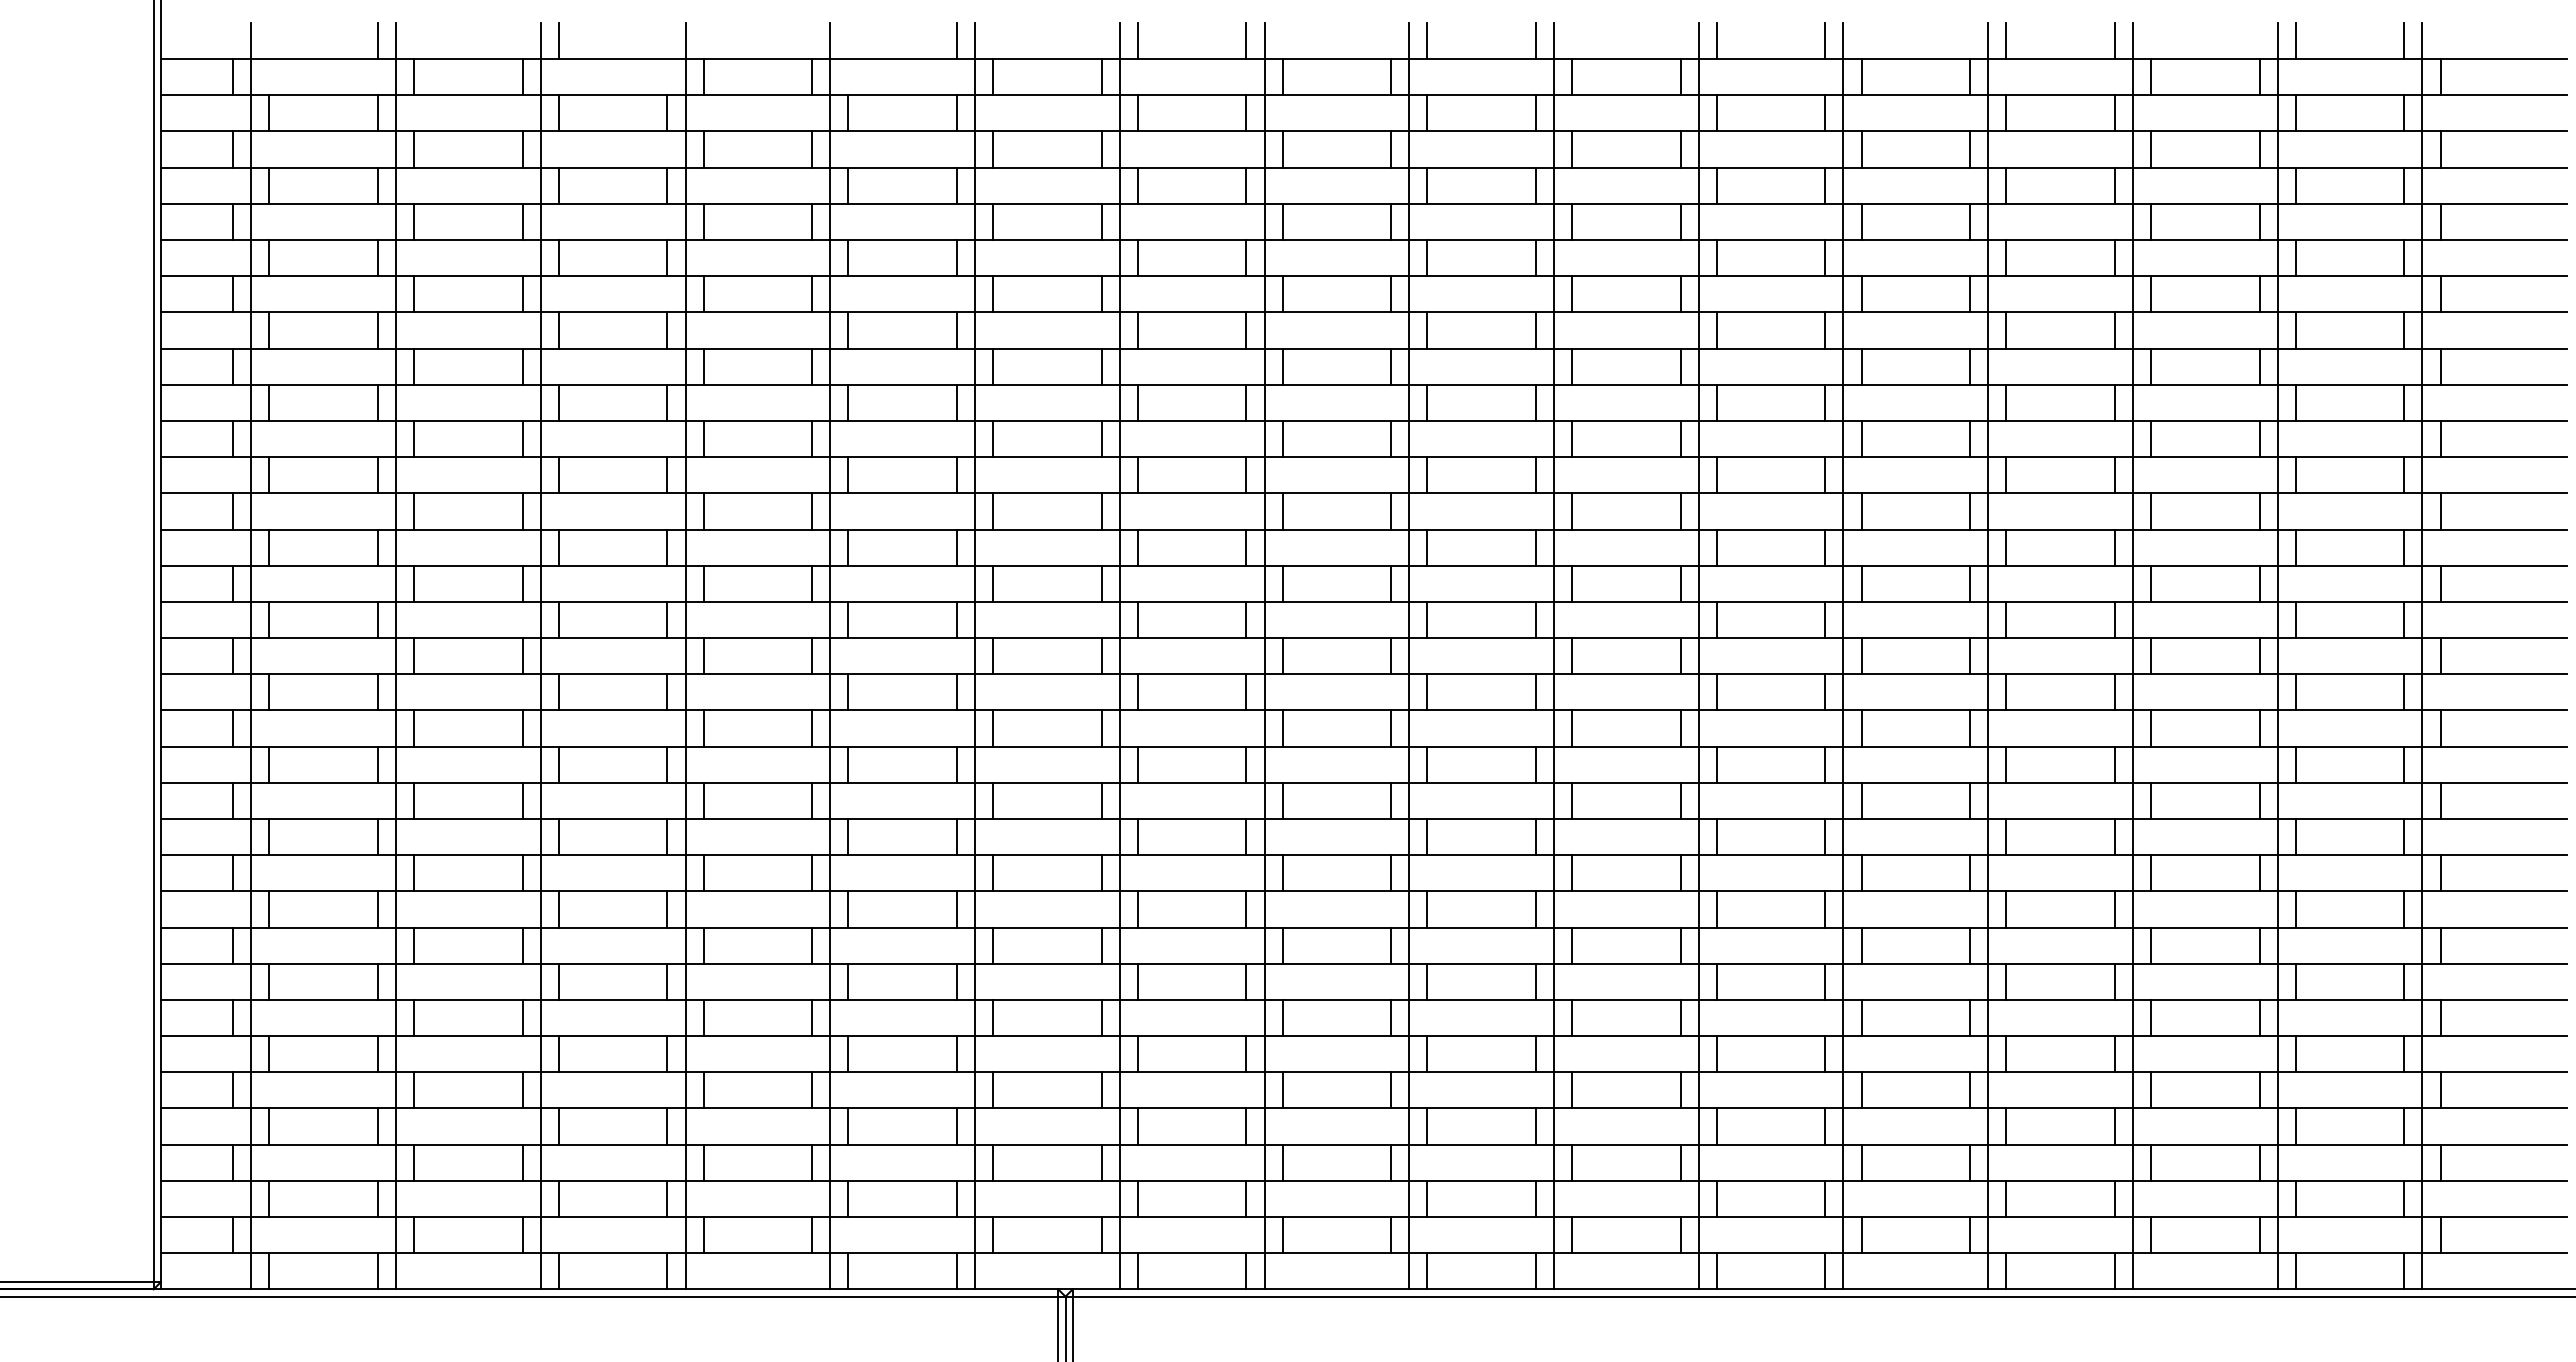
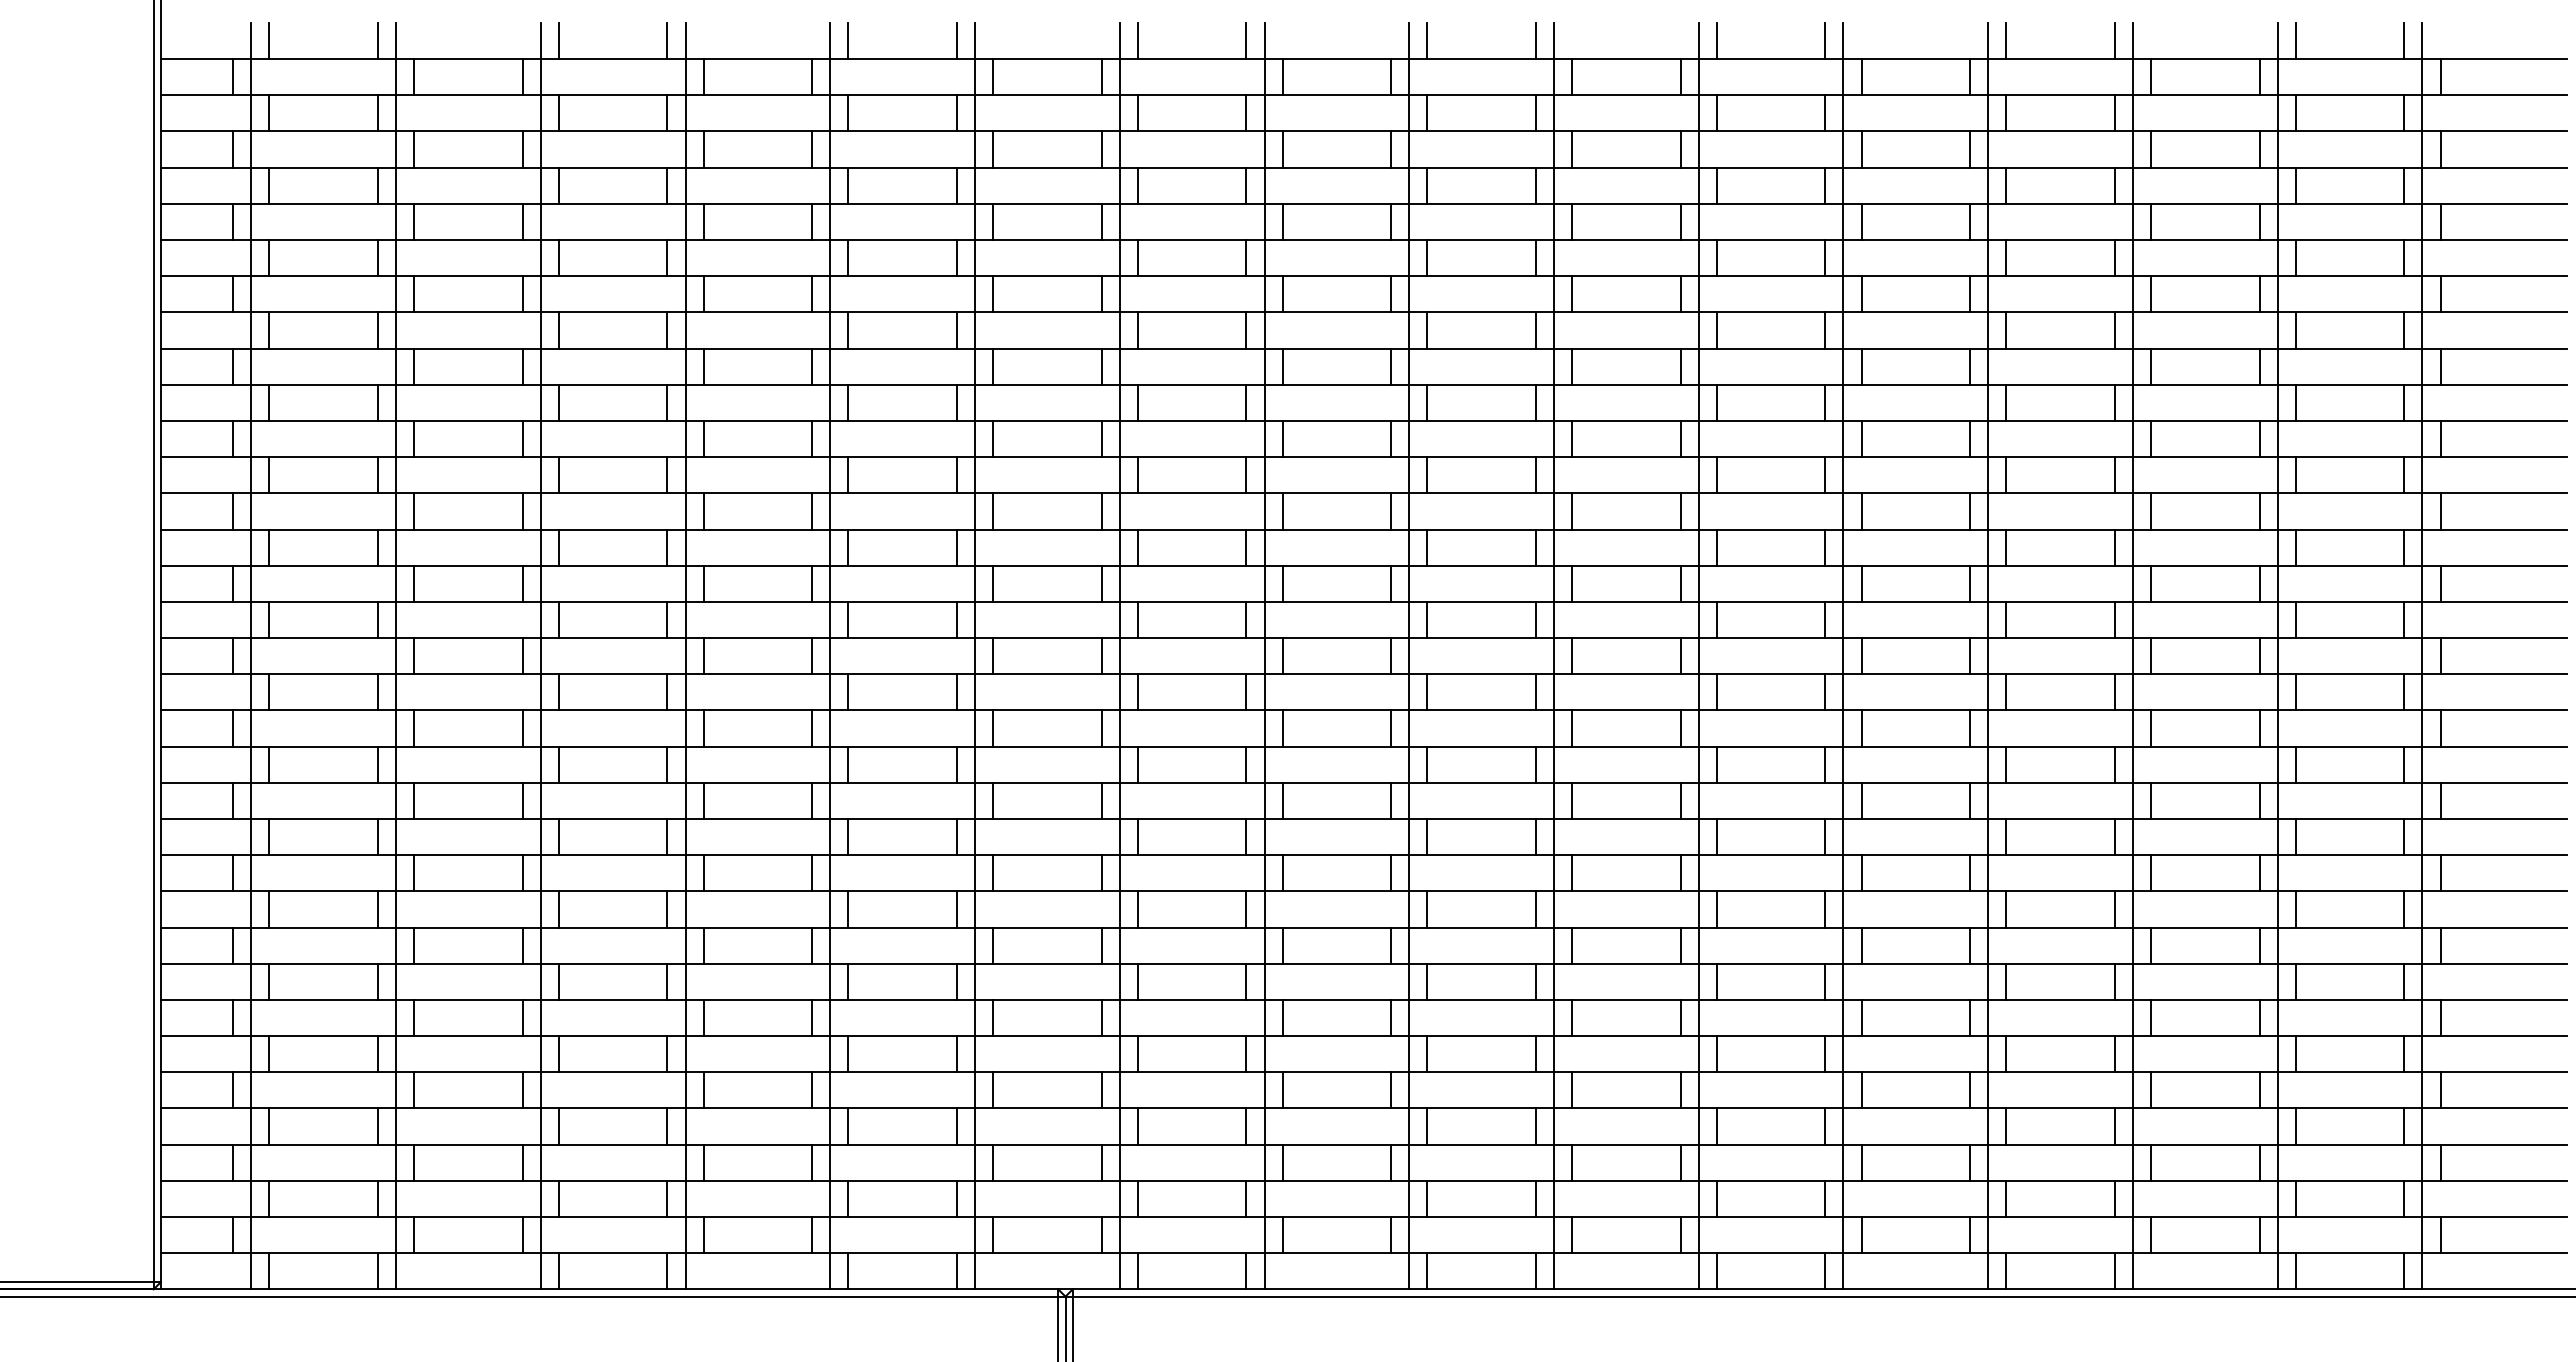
line: none -> present (269, 40)
line: none -> present (667, 40)
line: none -> present (848, 40)
